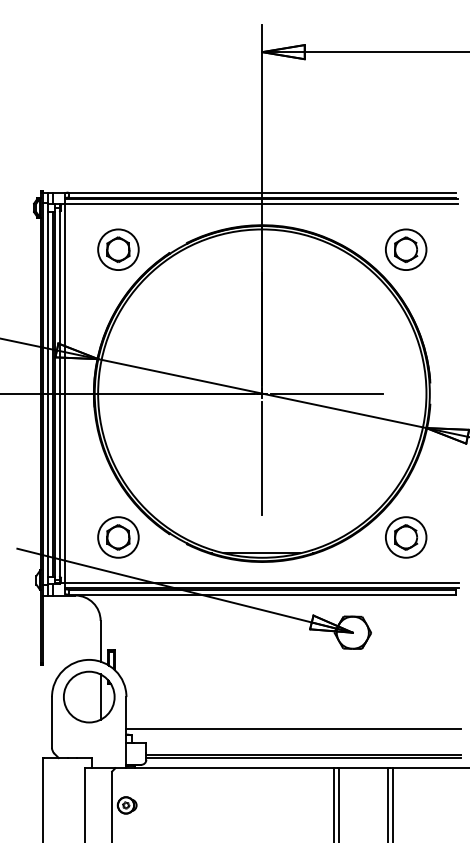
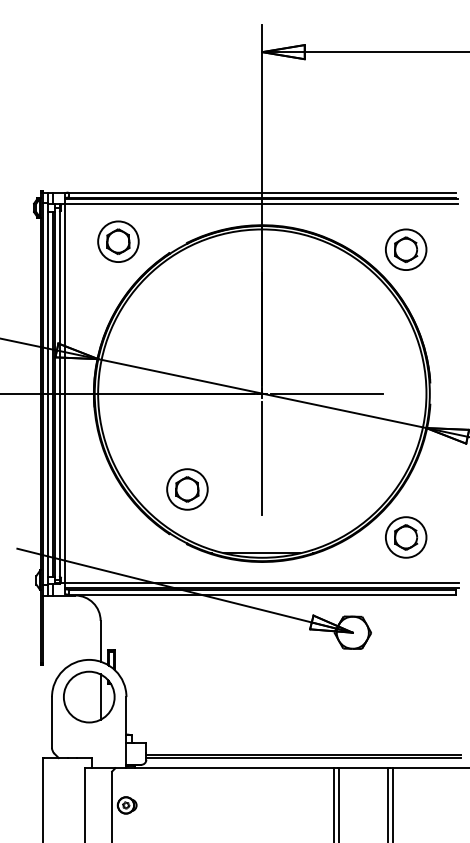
part position: (118, 249) -> (118, 241) (118, 241)
part position: (118, 537) -> (187, 489) (187, 489)
line: present -> none (293, 729)
